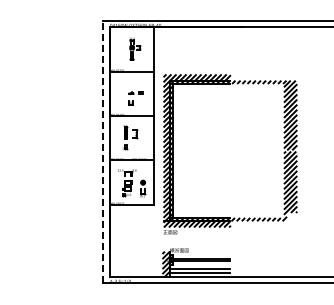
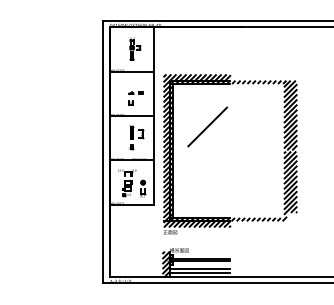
line: none -> present (207, 126)
part position: (130, 137) -> (136, 137) (136, 137)
line: dashed -> solid (103, 151)
